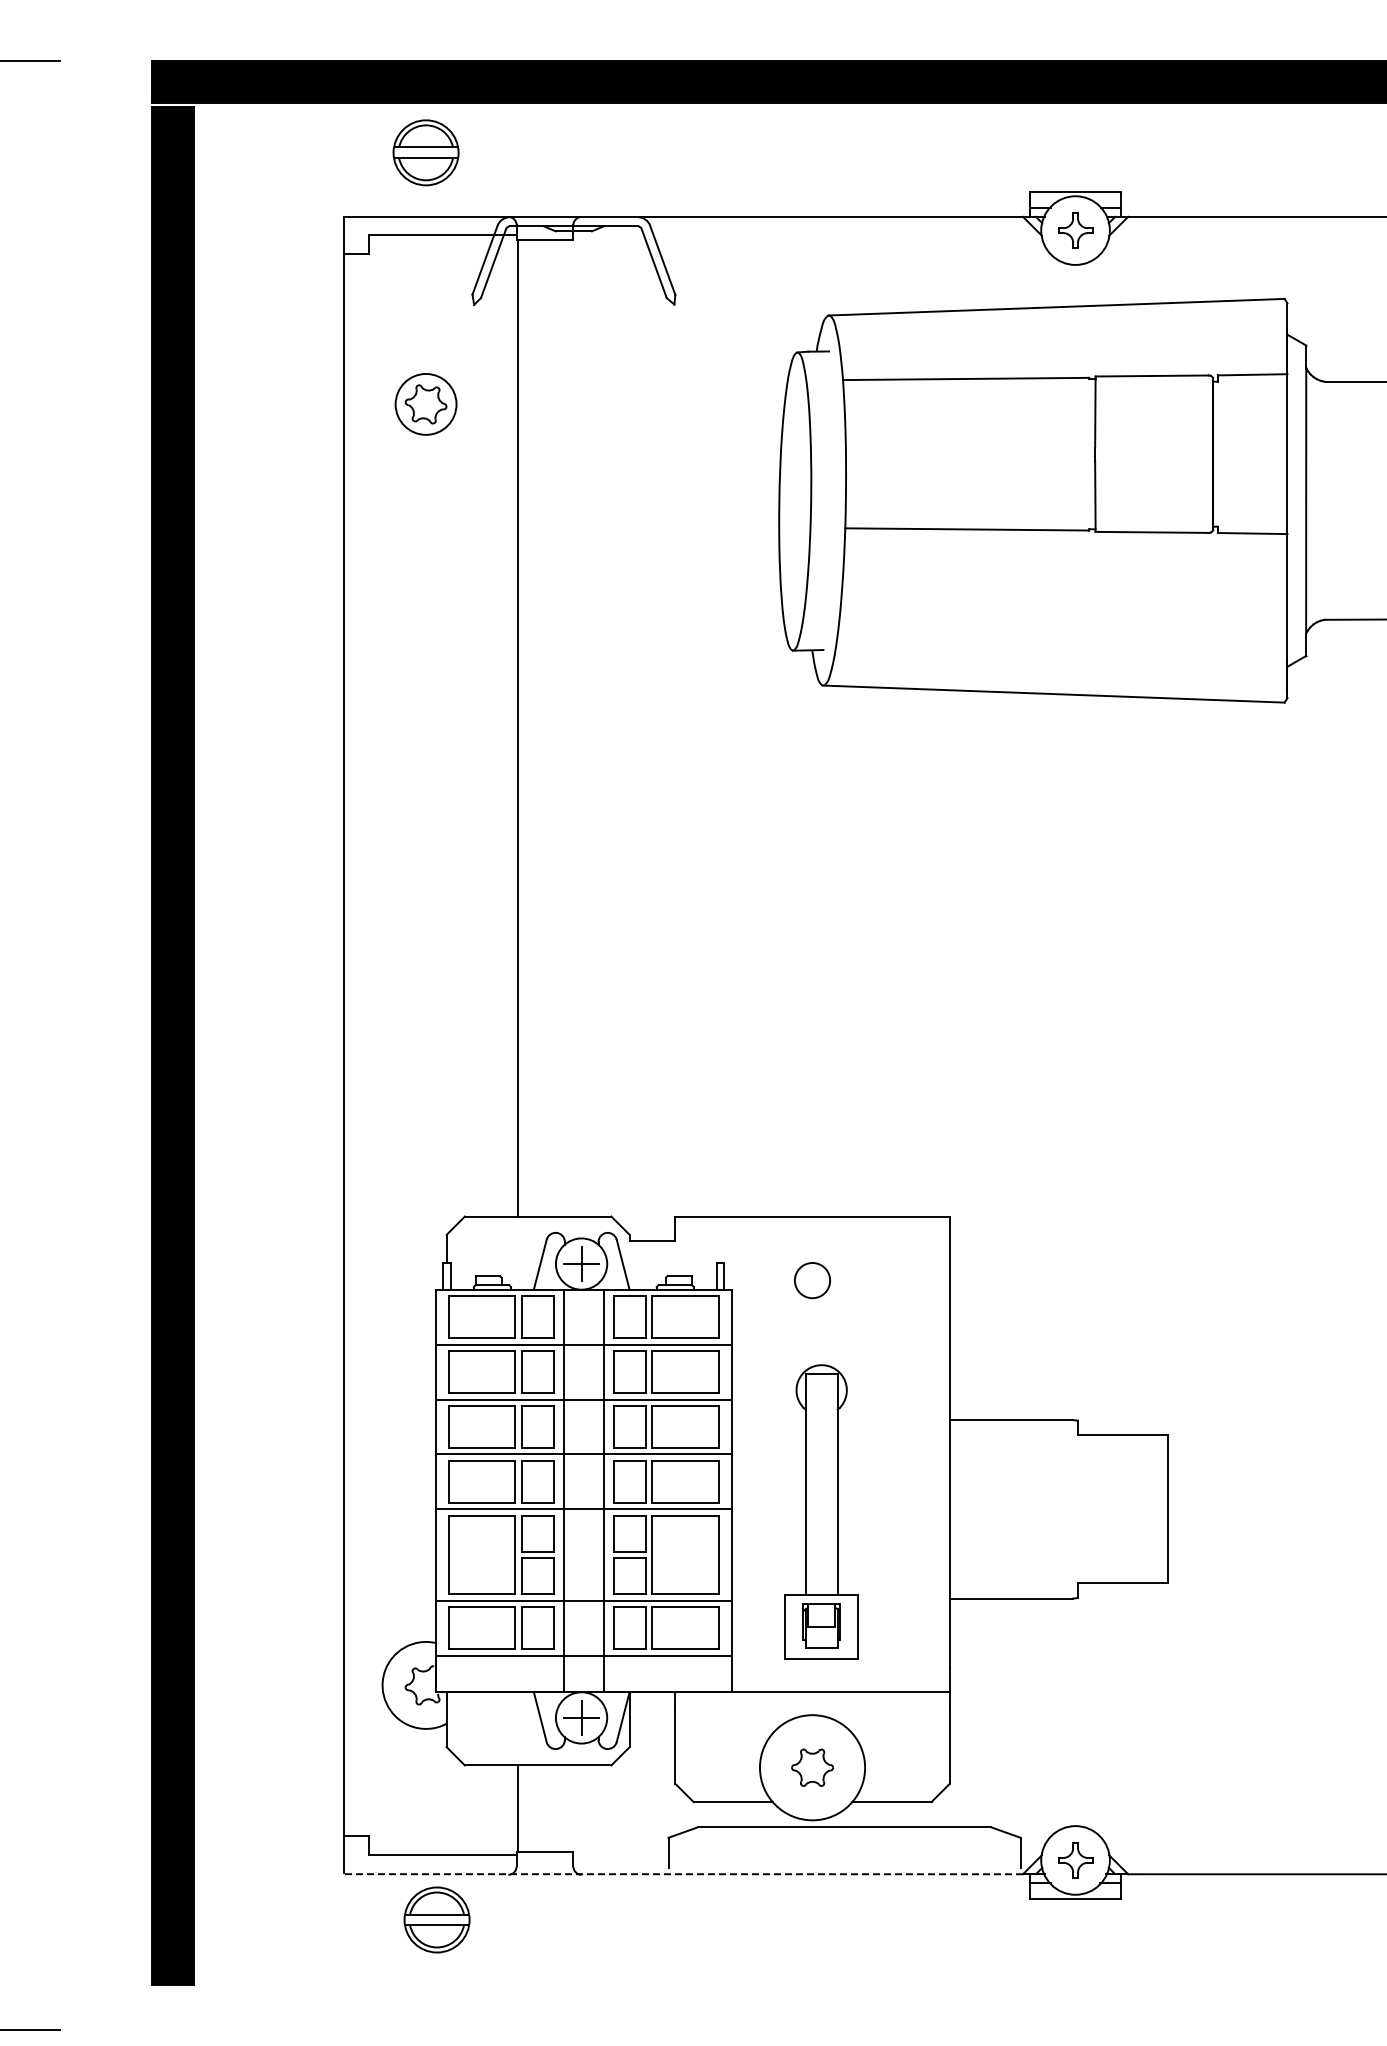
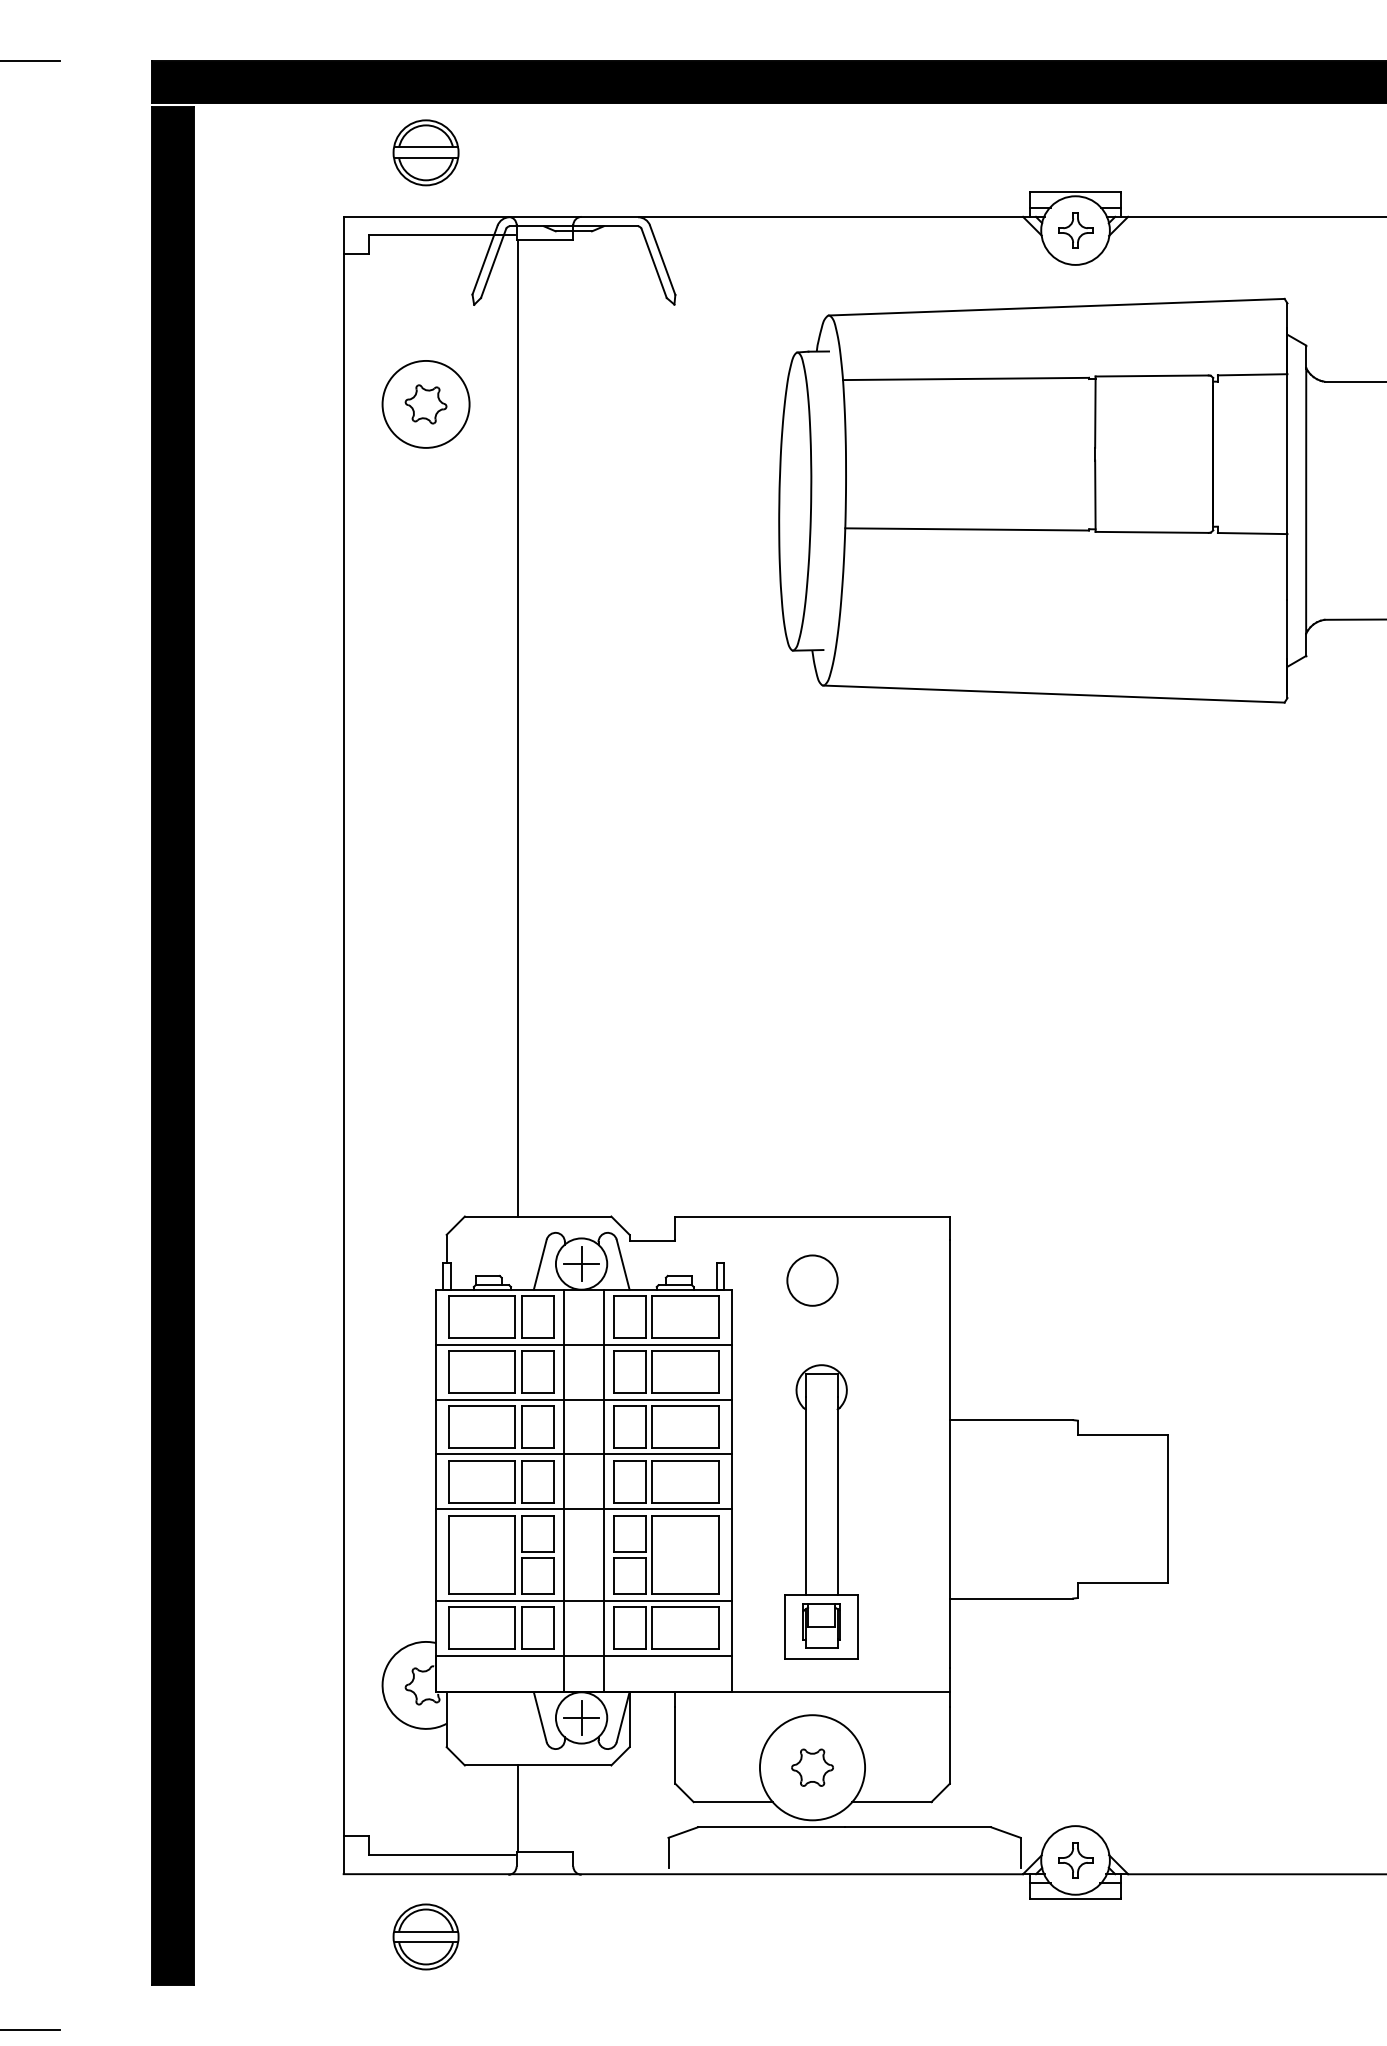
circle diameter: 61 px -> 87 px (425, 403)
circle size: 37x38 px -> 53x53 px (812, 1280)
line: dashed -> solid (683, 1874)
part position: (436, 1919) -> (425, 1936) (425, 1936)
